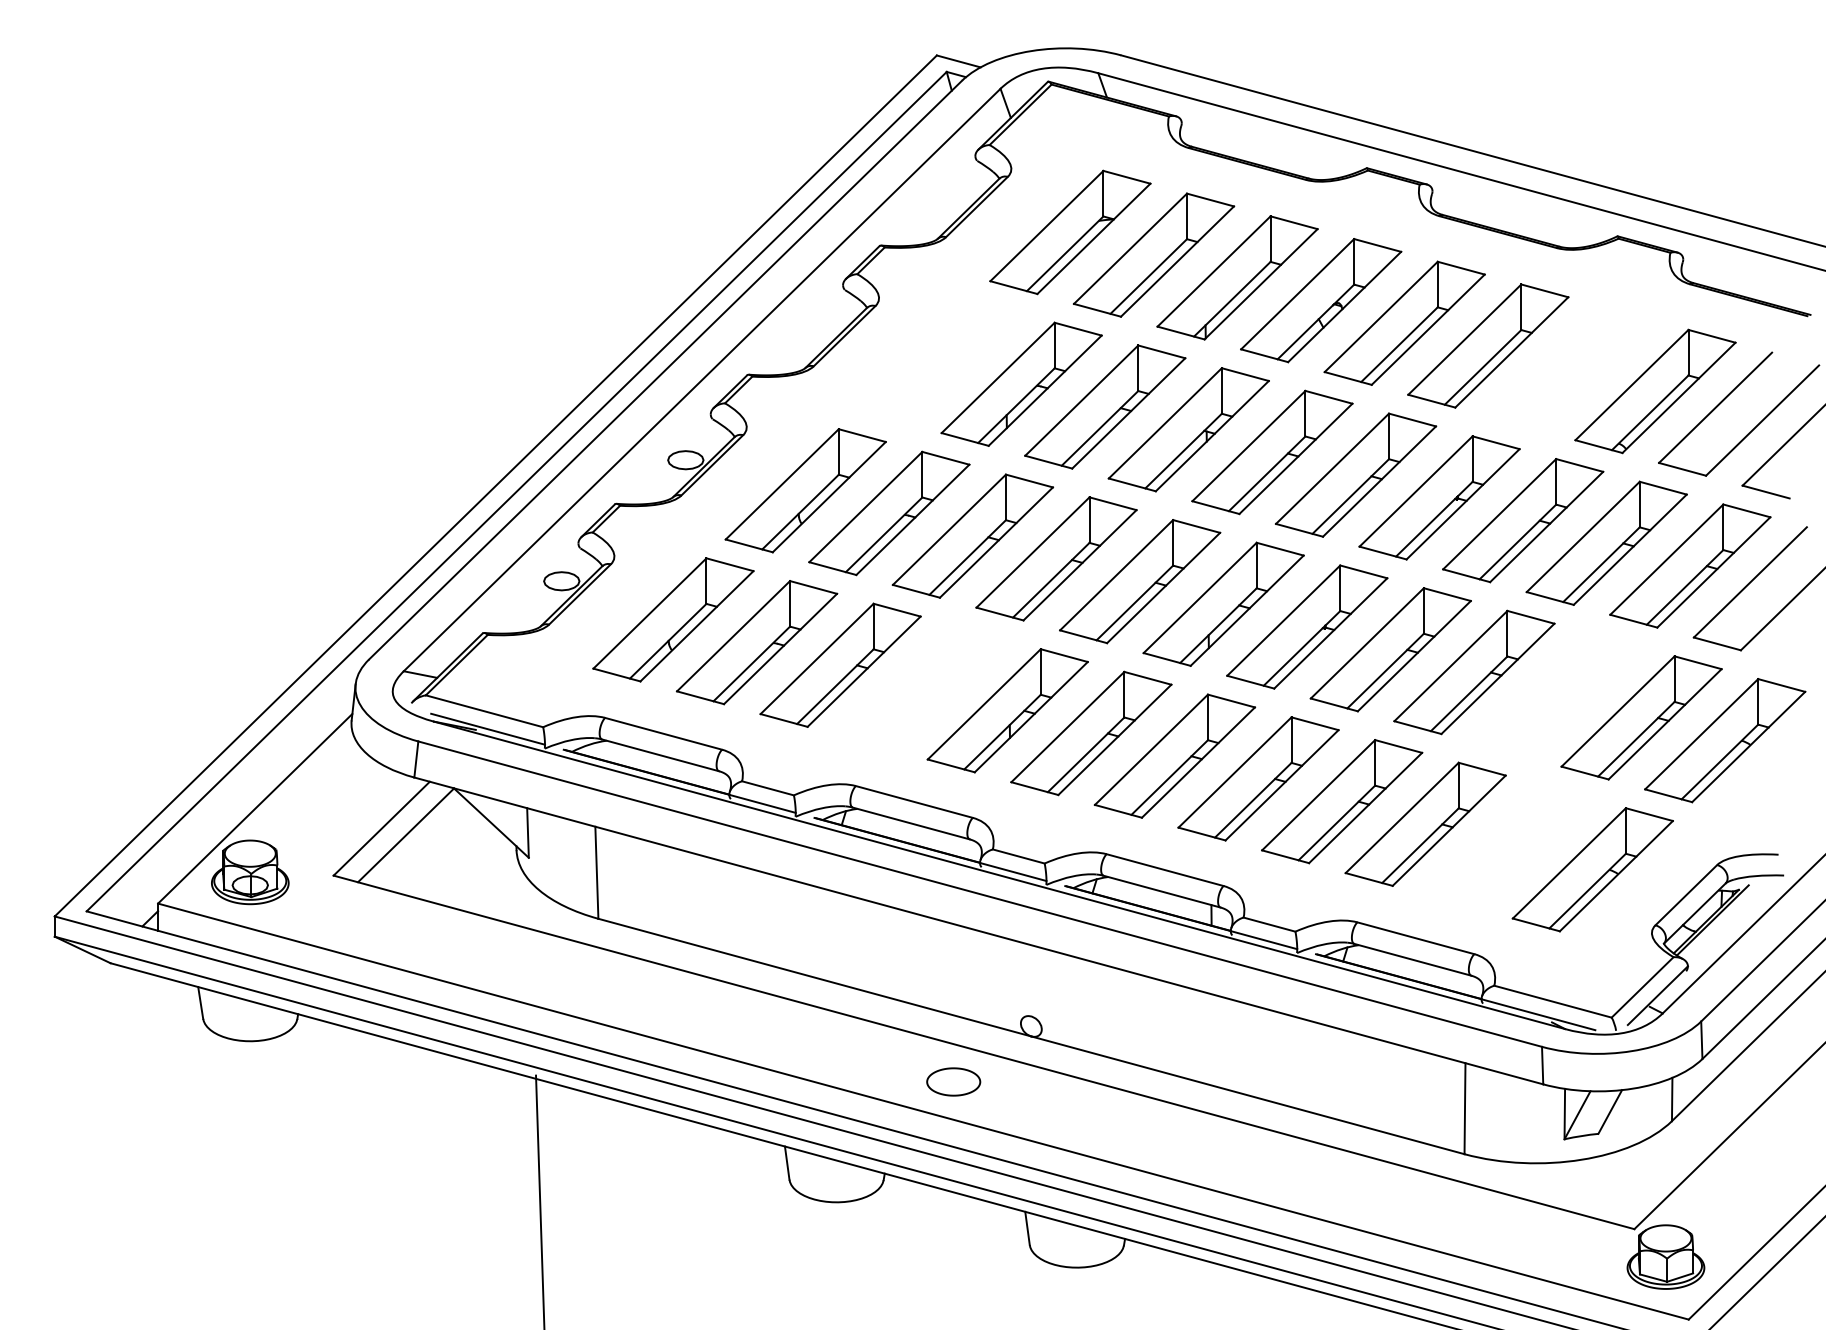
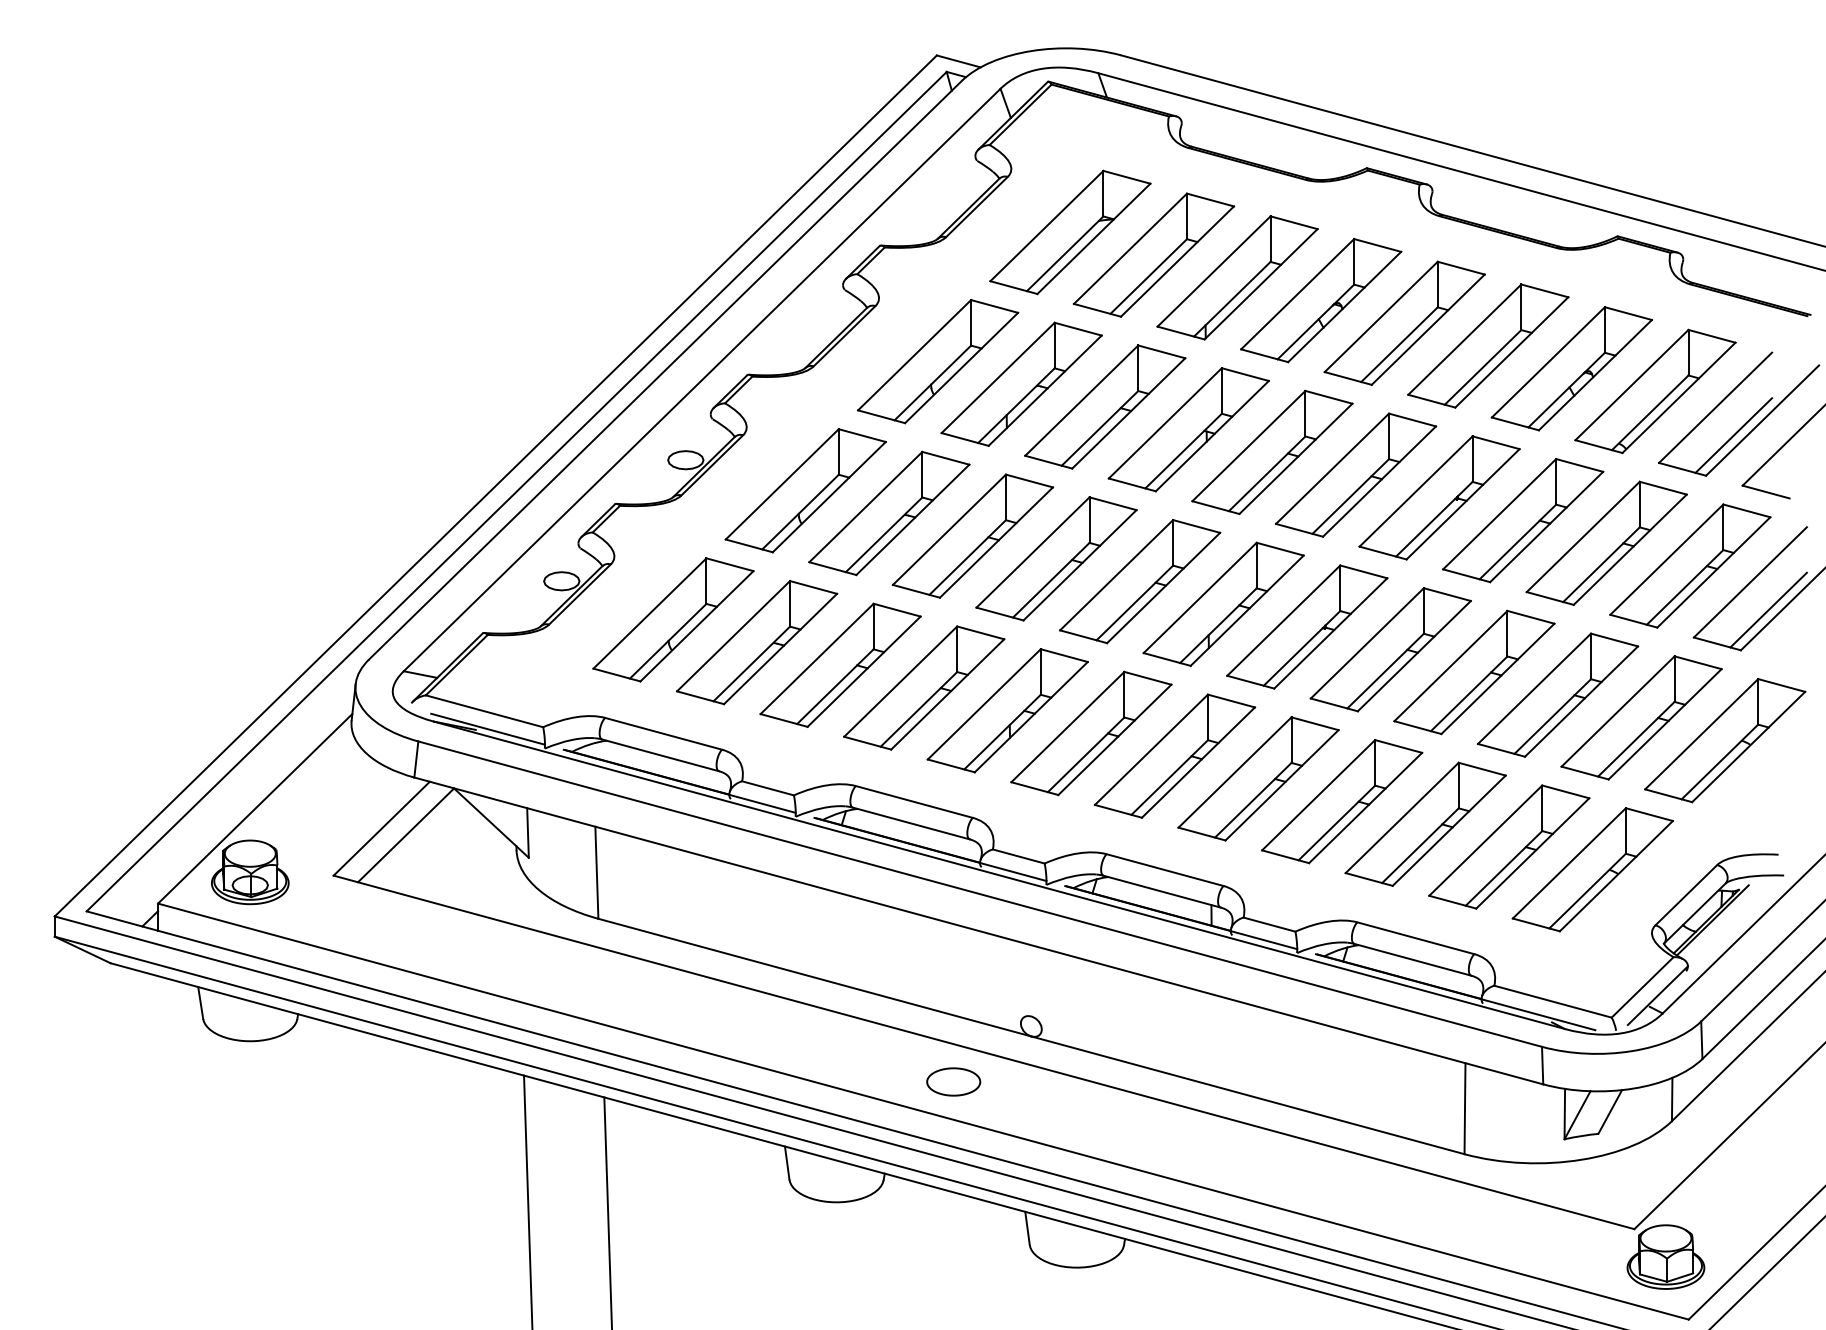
part: none -> present (938, 361)
part: none -> present (1571, 368)
line: none -> present (1733, 435)
line: none -> present (1768, 609)
part: none -> present (924, 687)
part: none -> present (1558, 694)
part: none -> present (1509, 846)
line position: (540, 1200) -> (528, 1200) (528, 1200)
line: none -> present (607, 1211)
